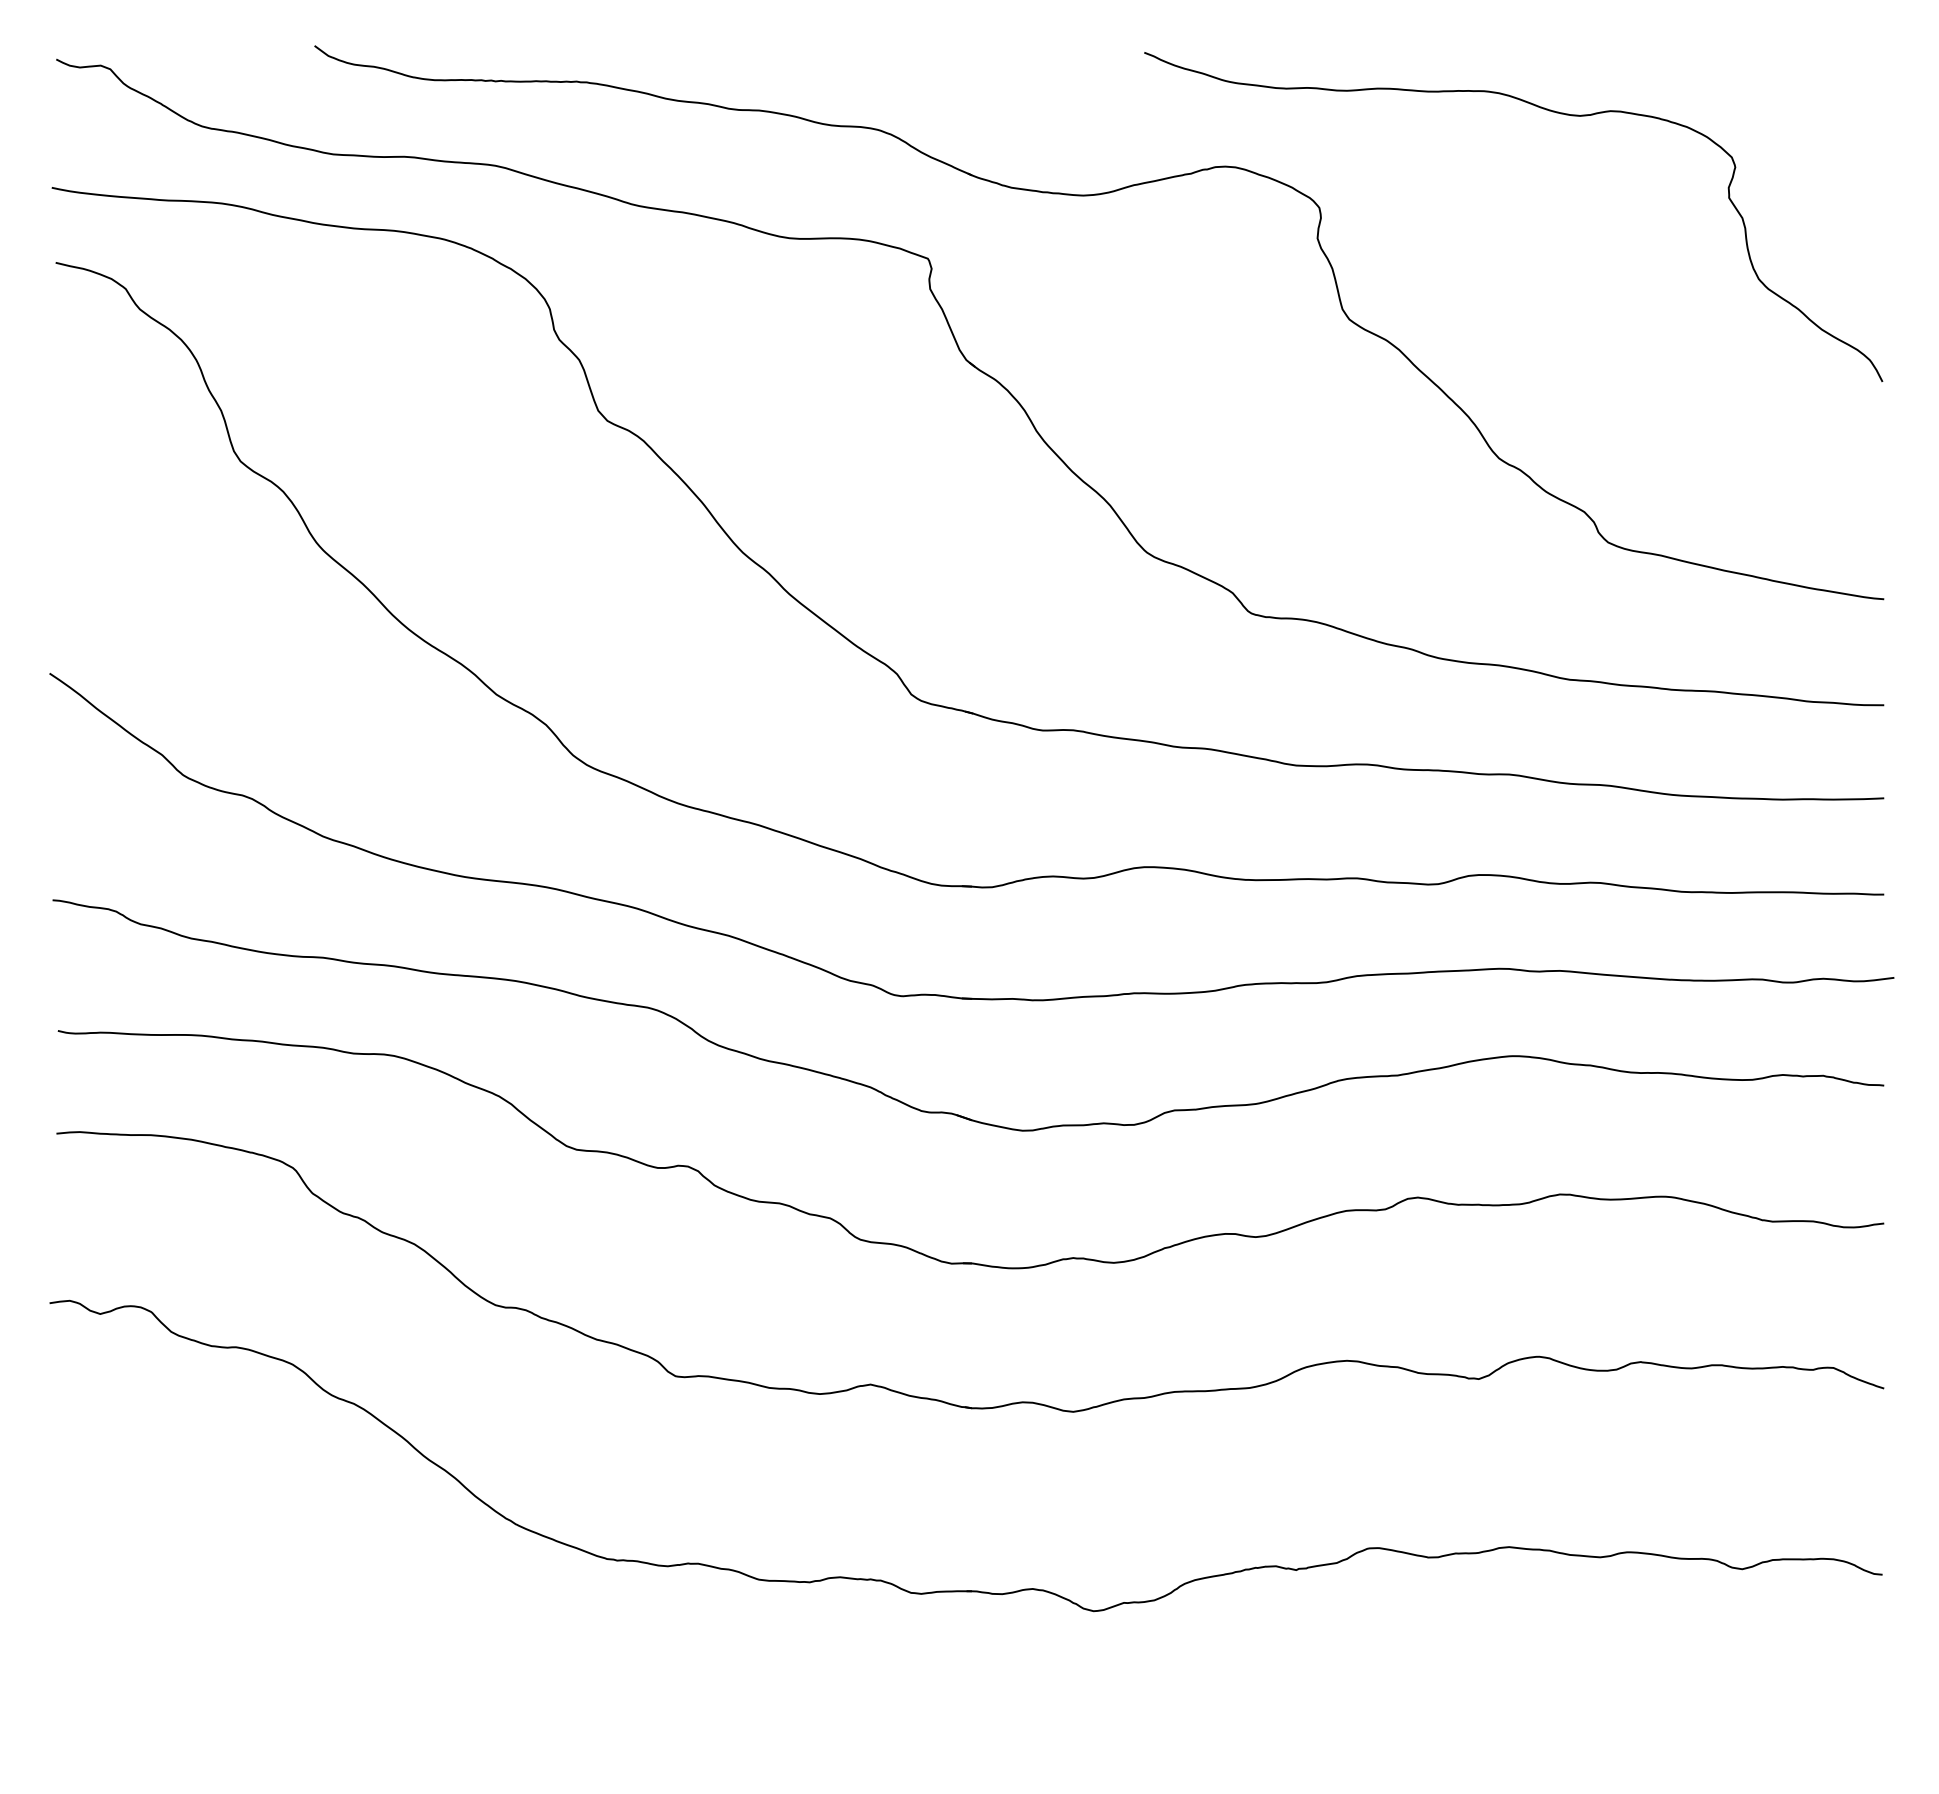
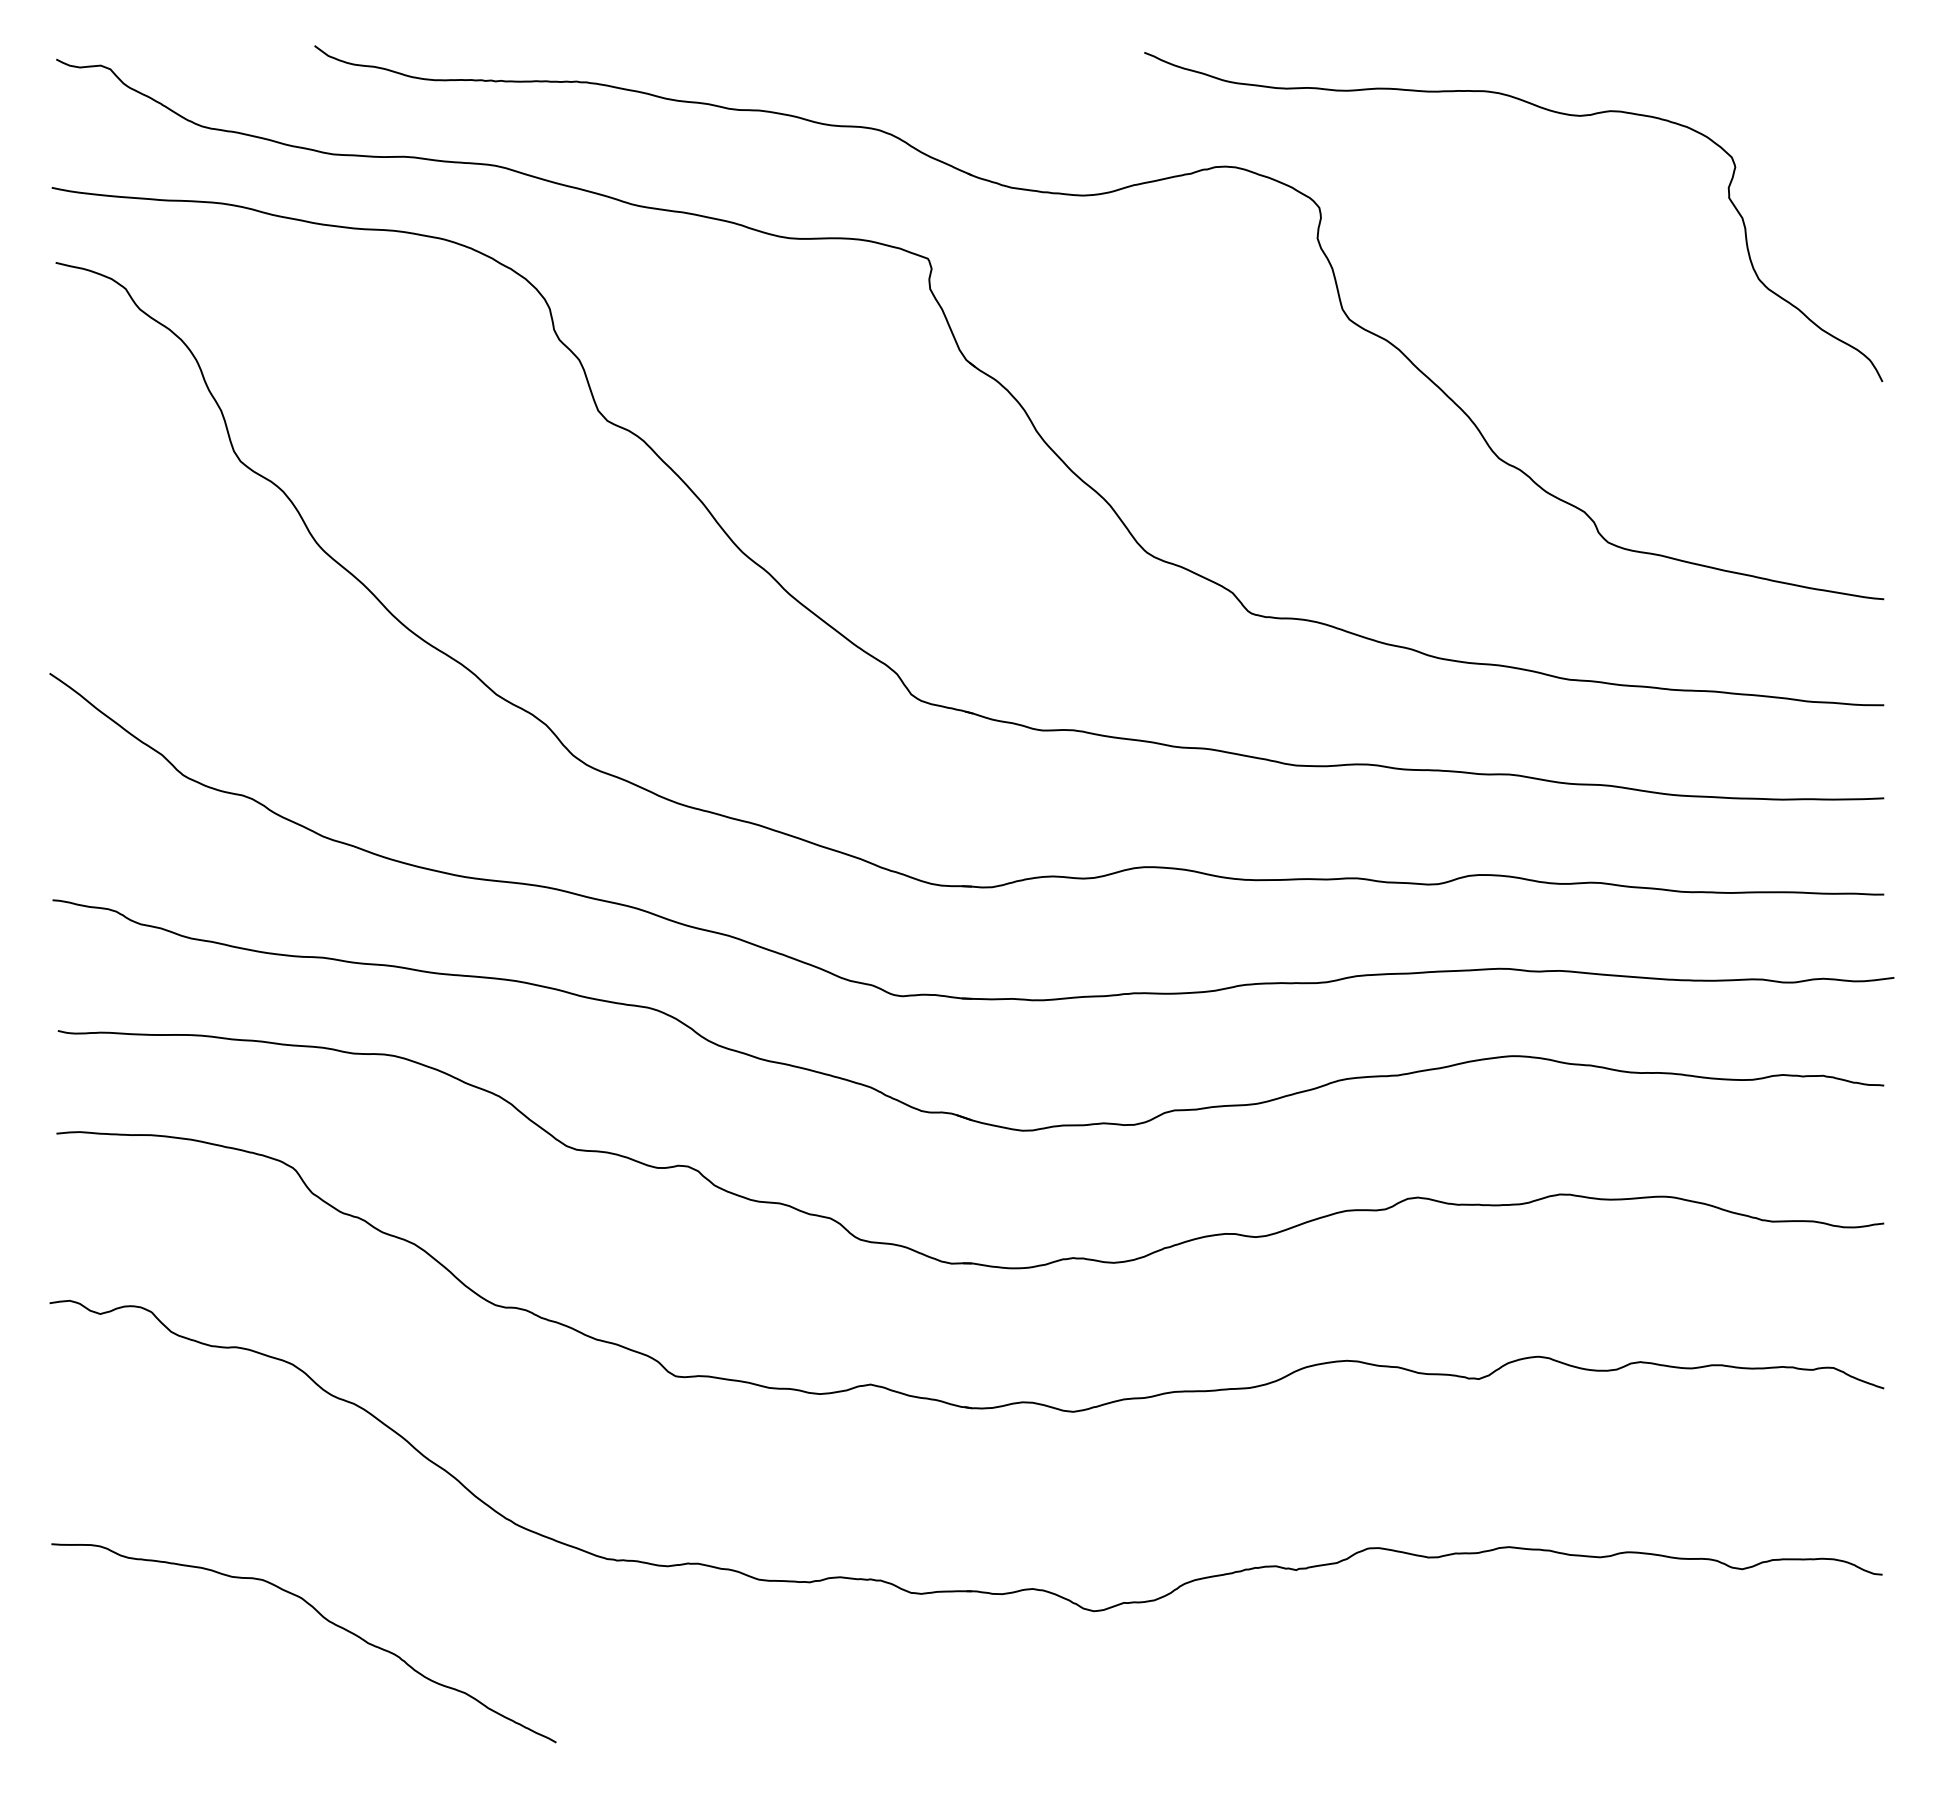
curve: none -> present (323, 1618)
